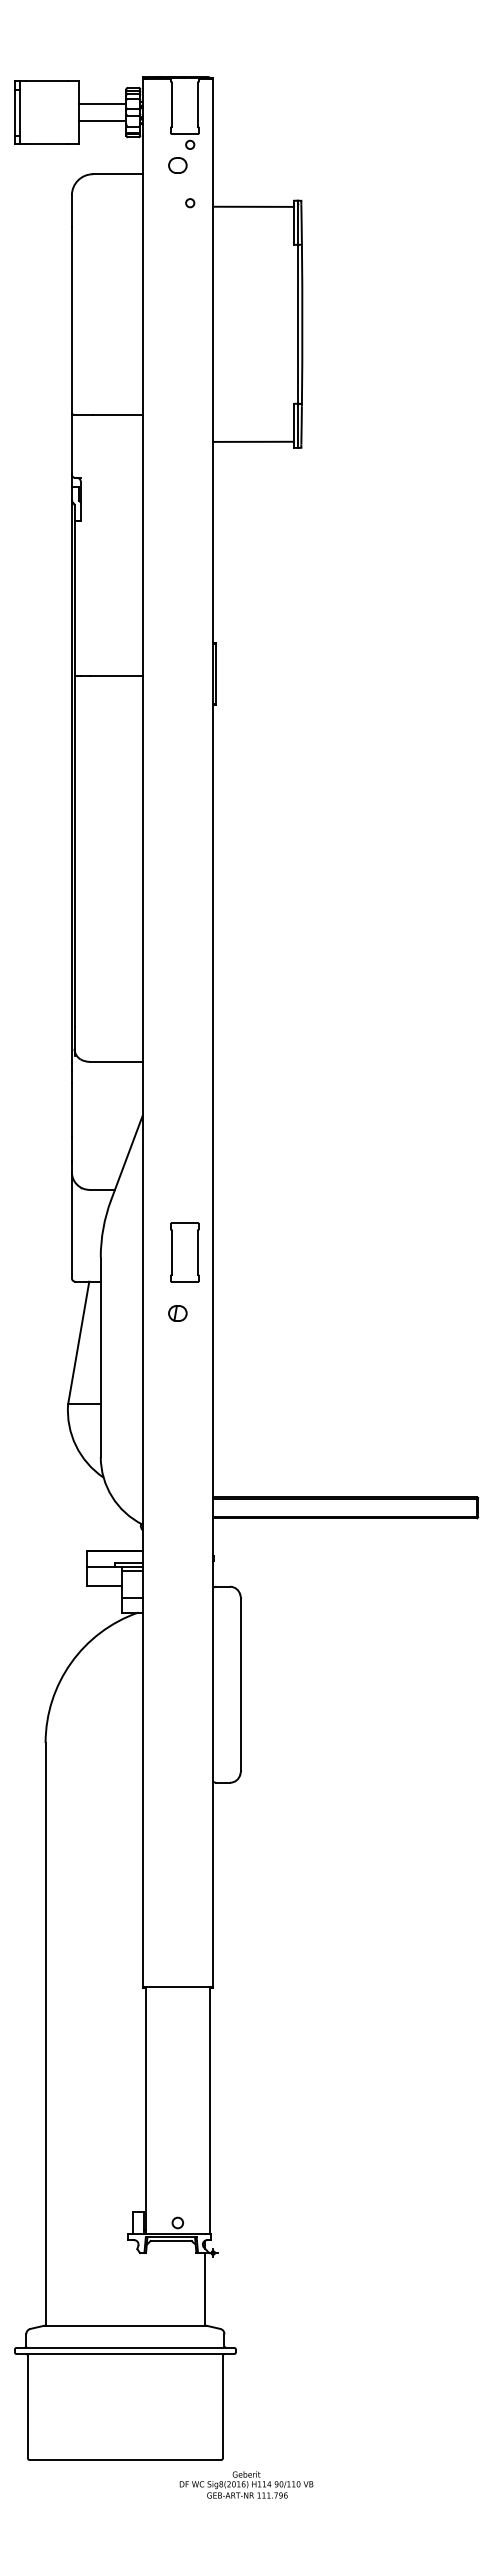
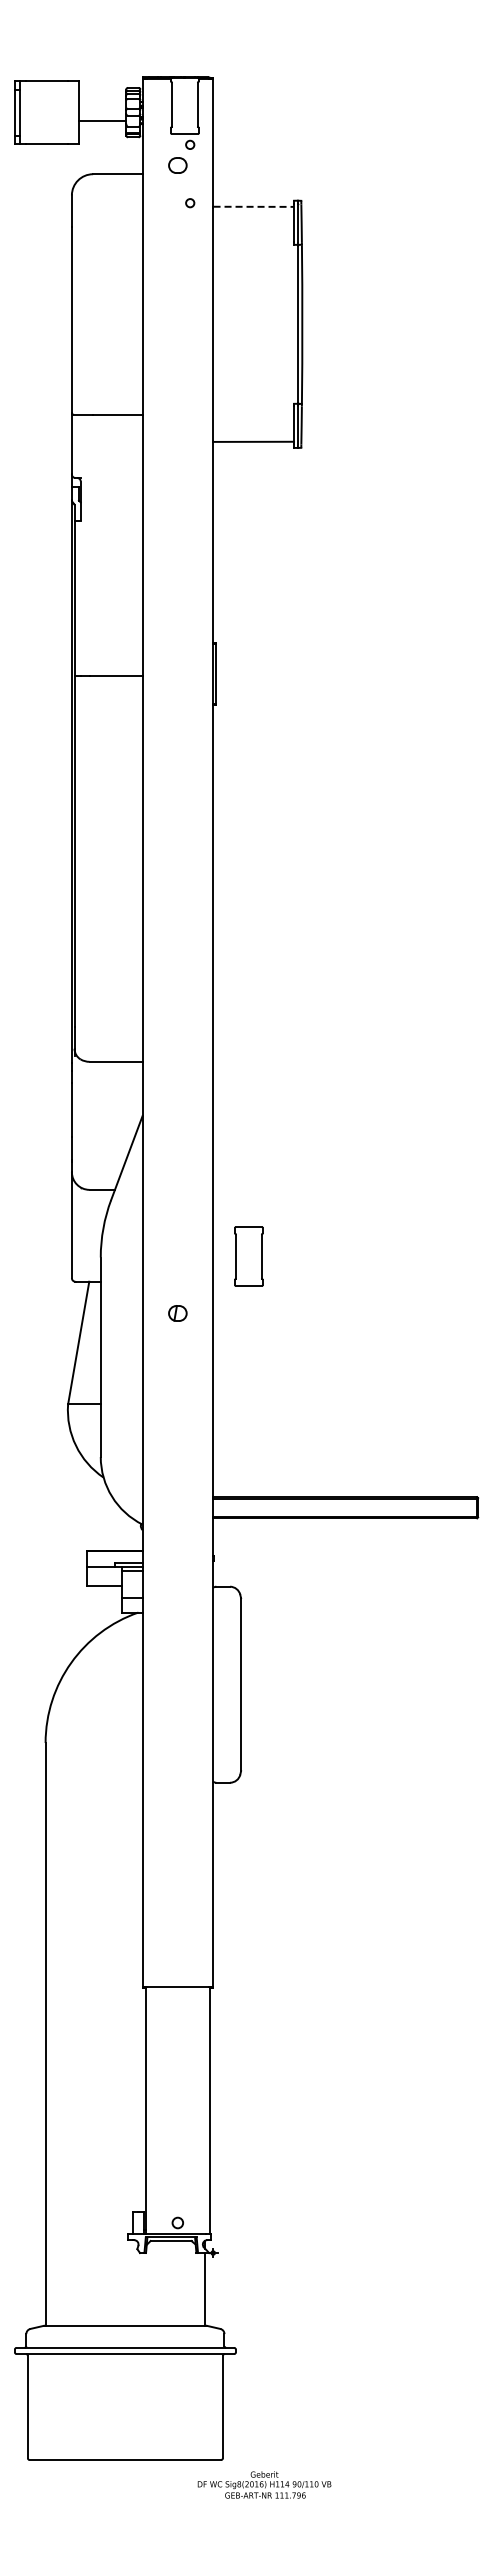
line: present -> none (102, 103)
line: solid -> dashed (254, 206)
part position: (184, 1252) -> (248, 1256) (248, 1256)
text position: (246, 2484) -> (264, 2484) (264, 2484)
